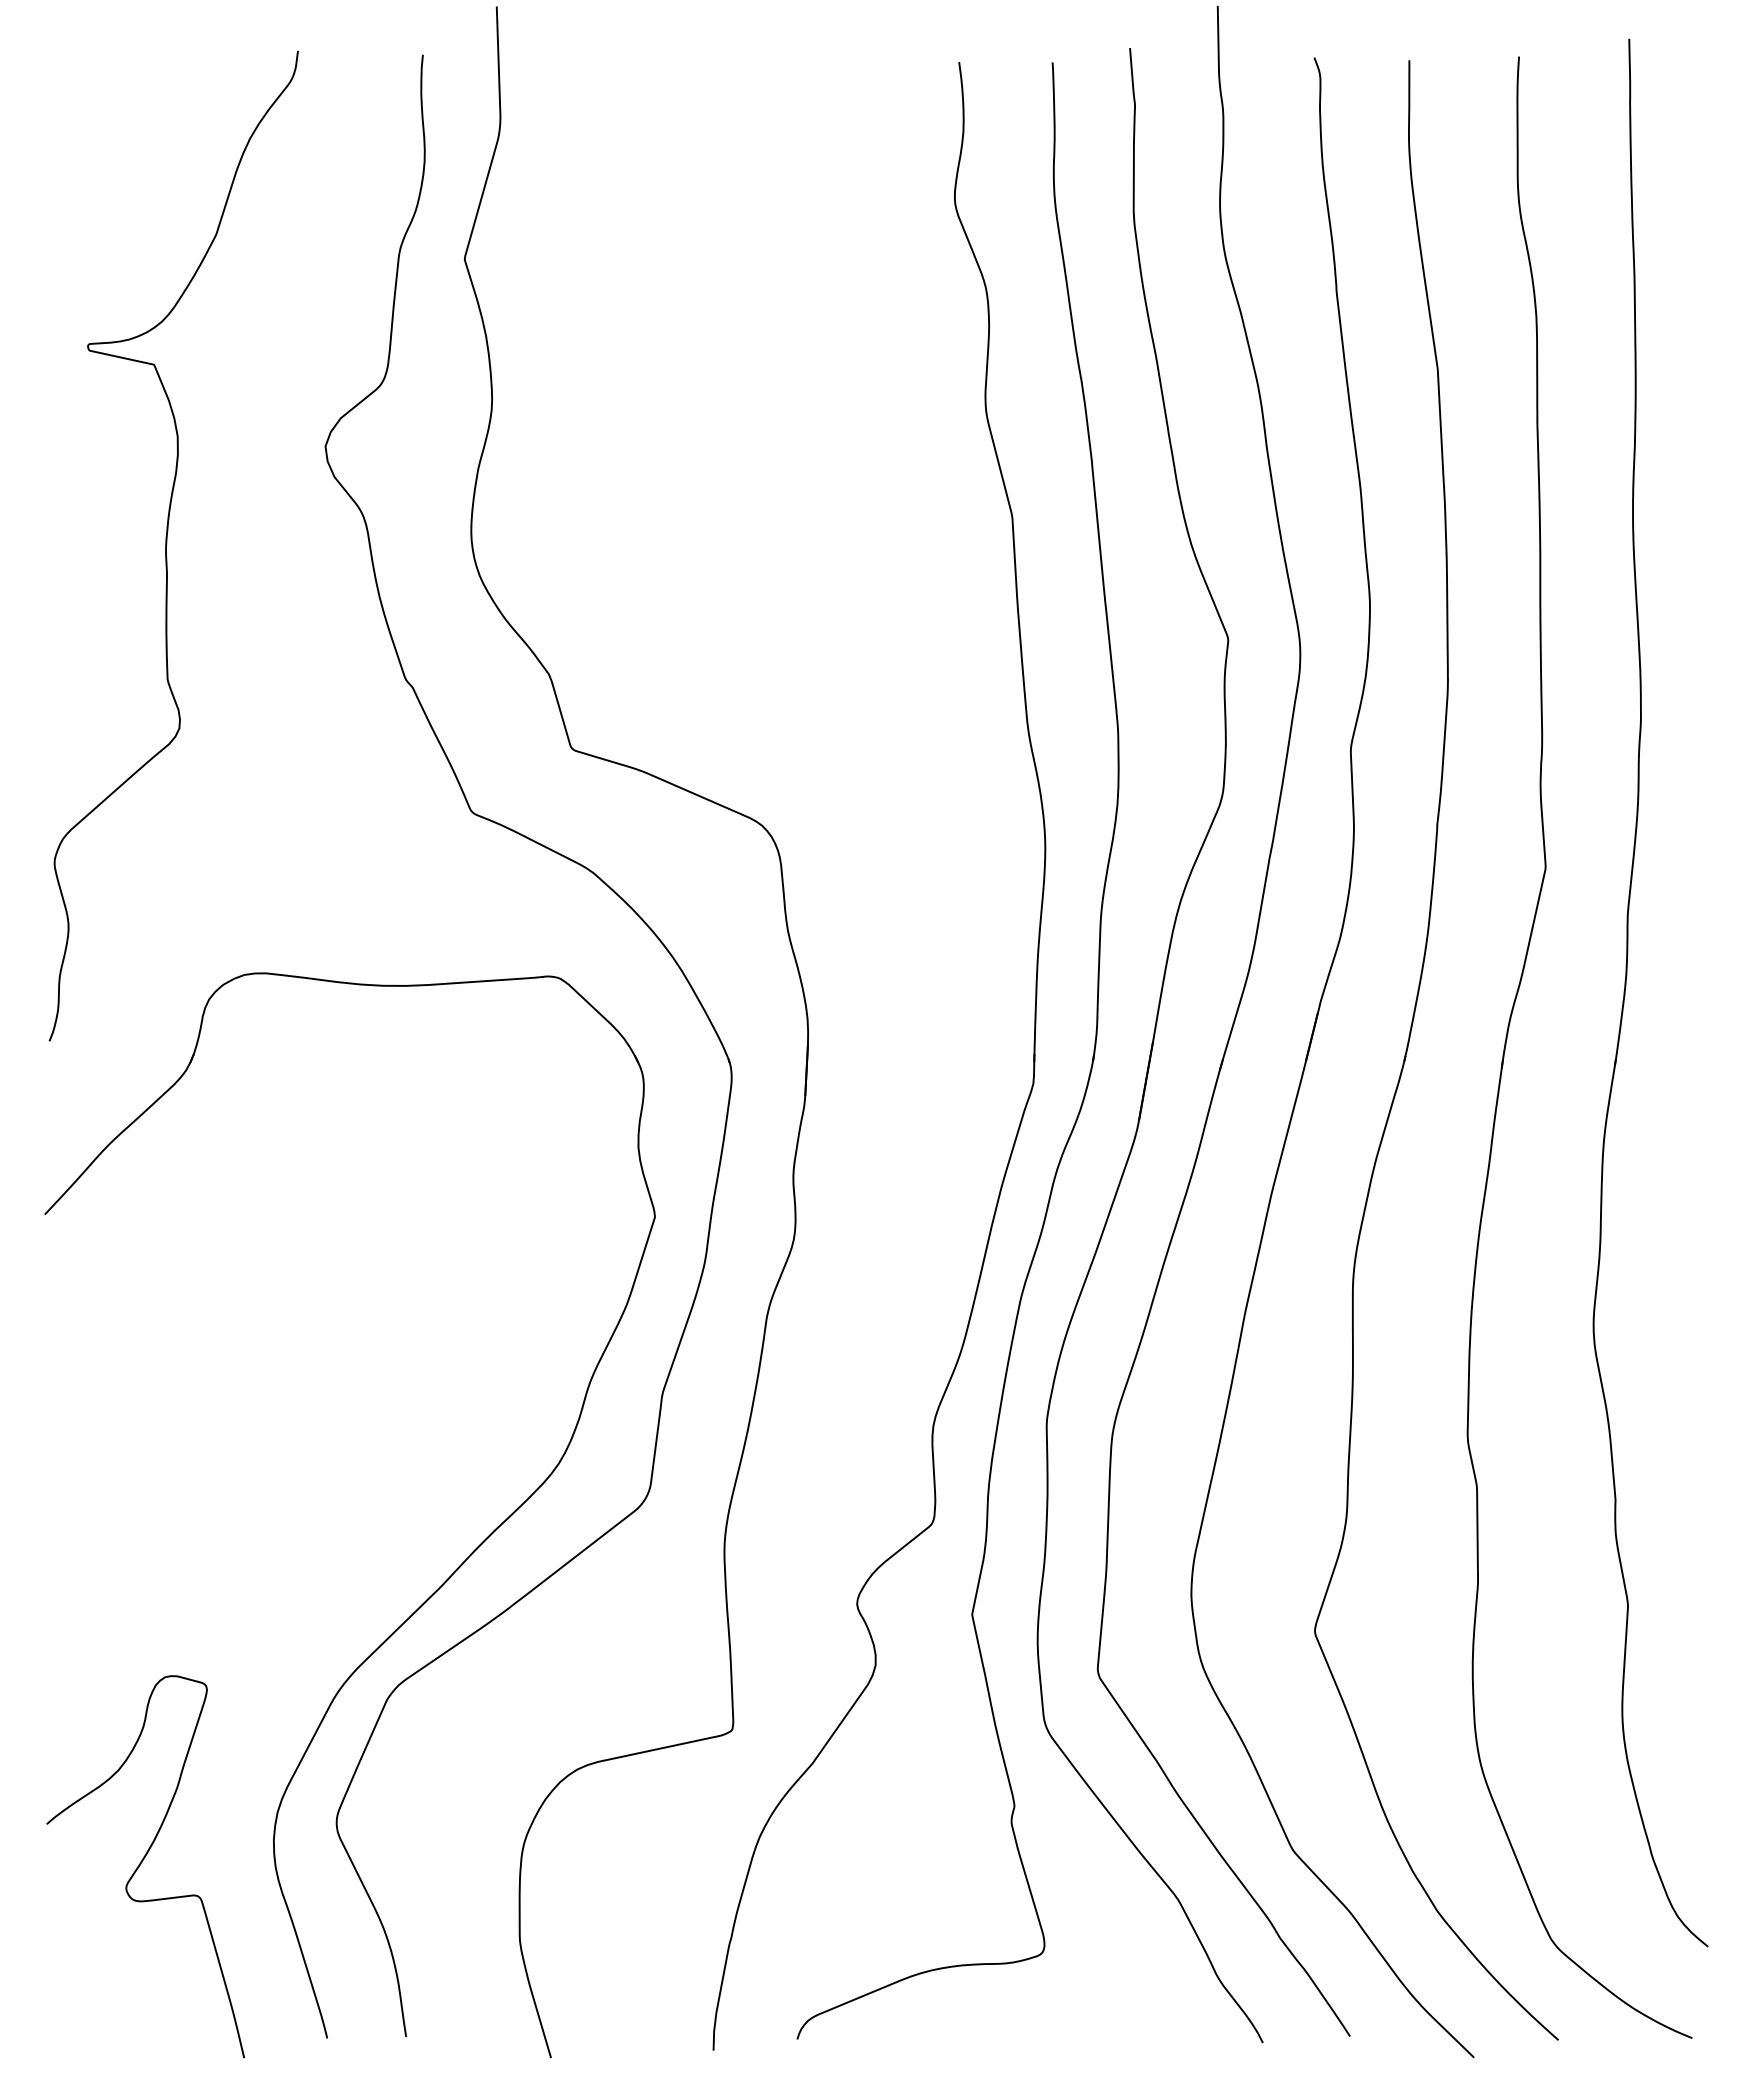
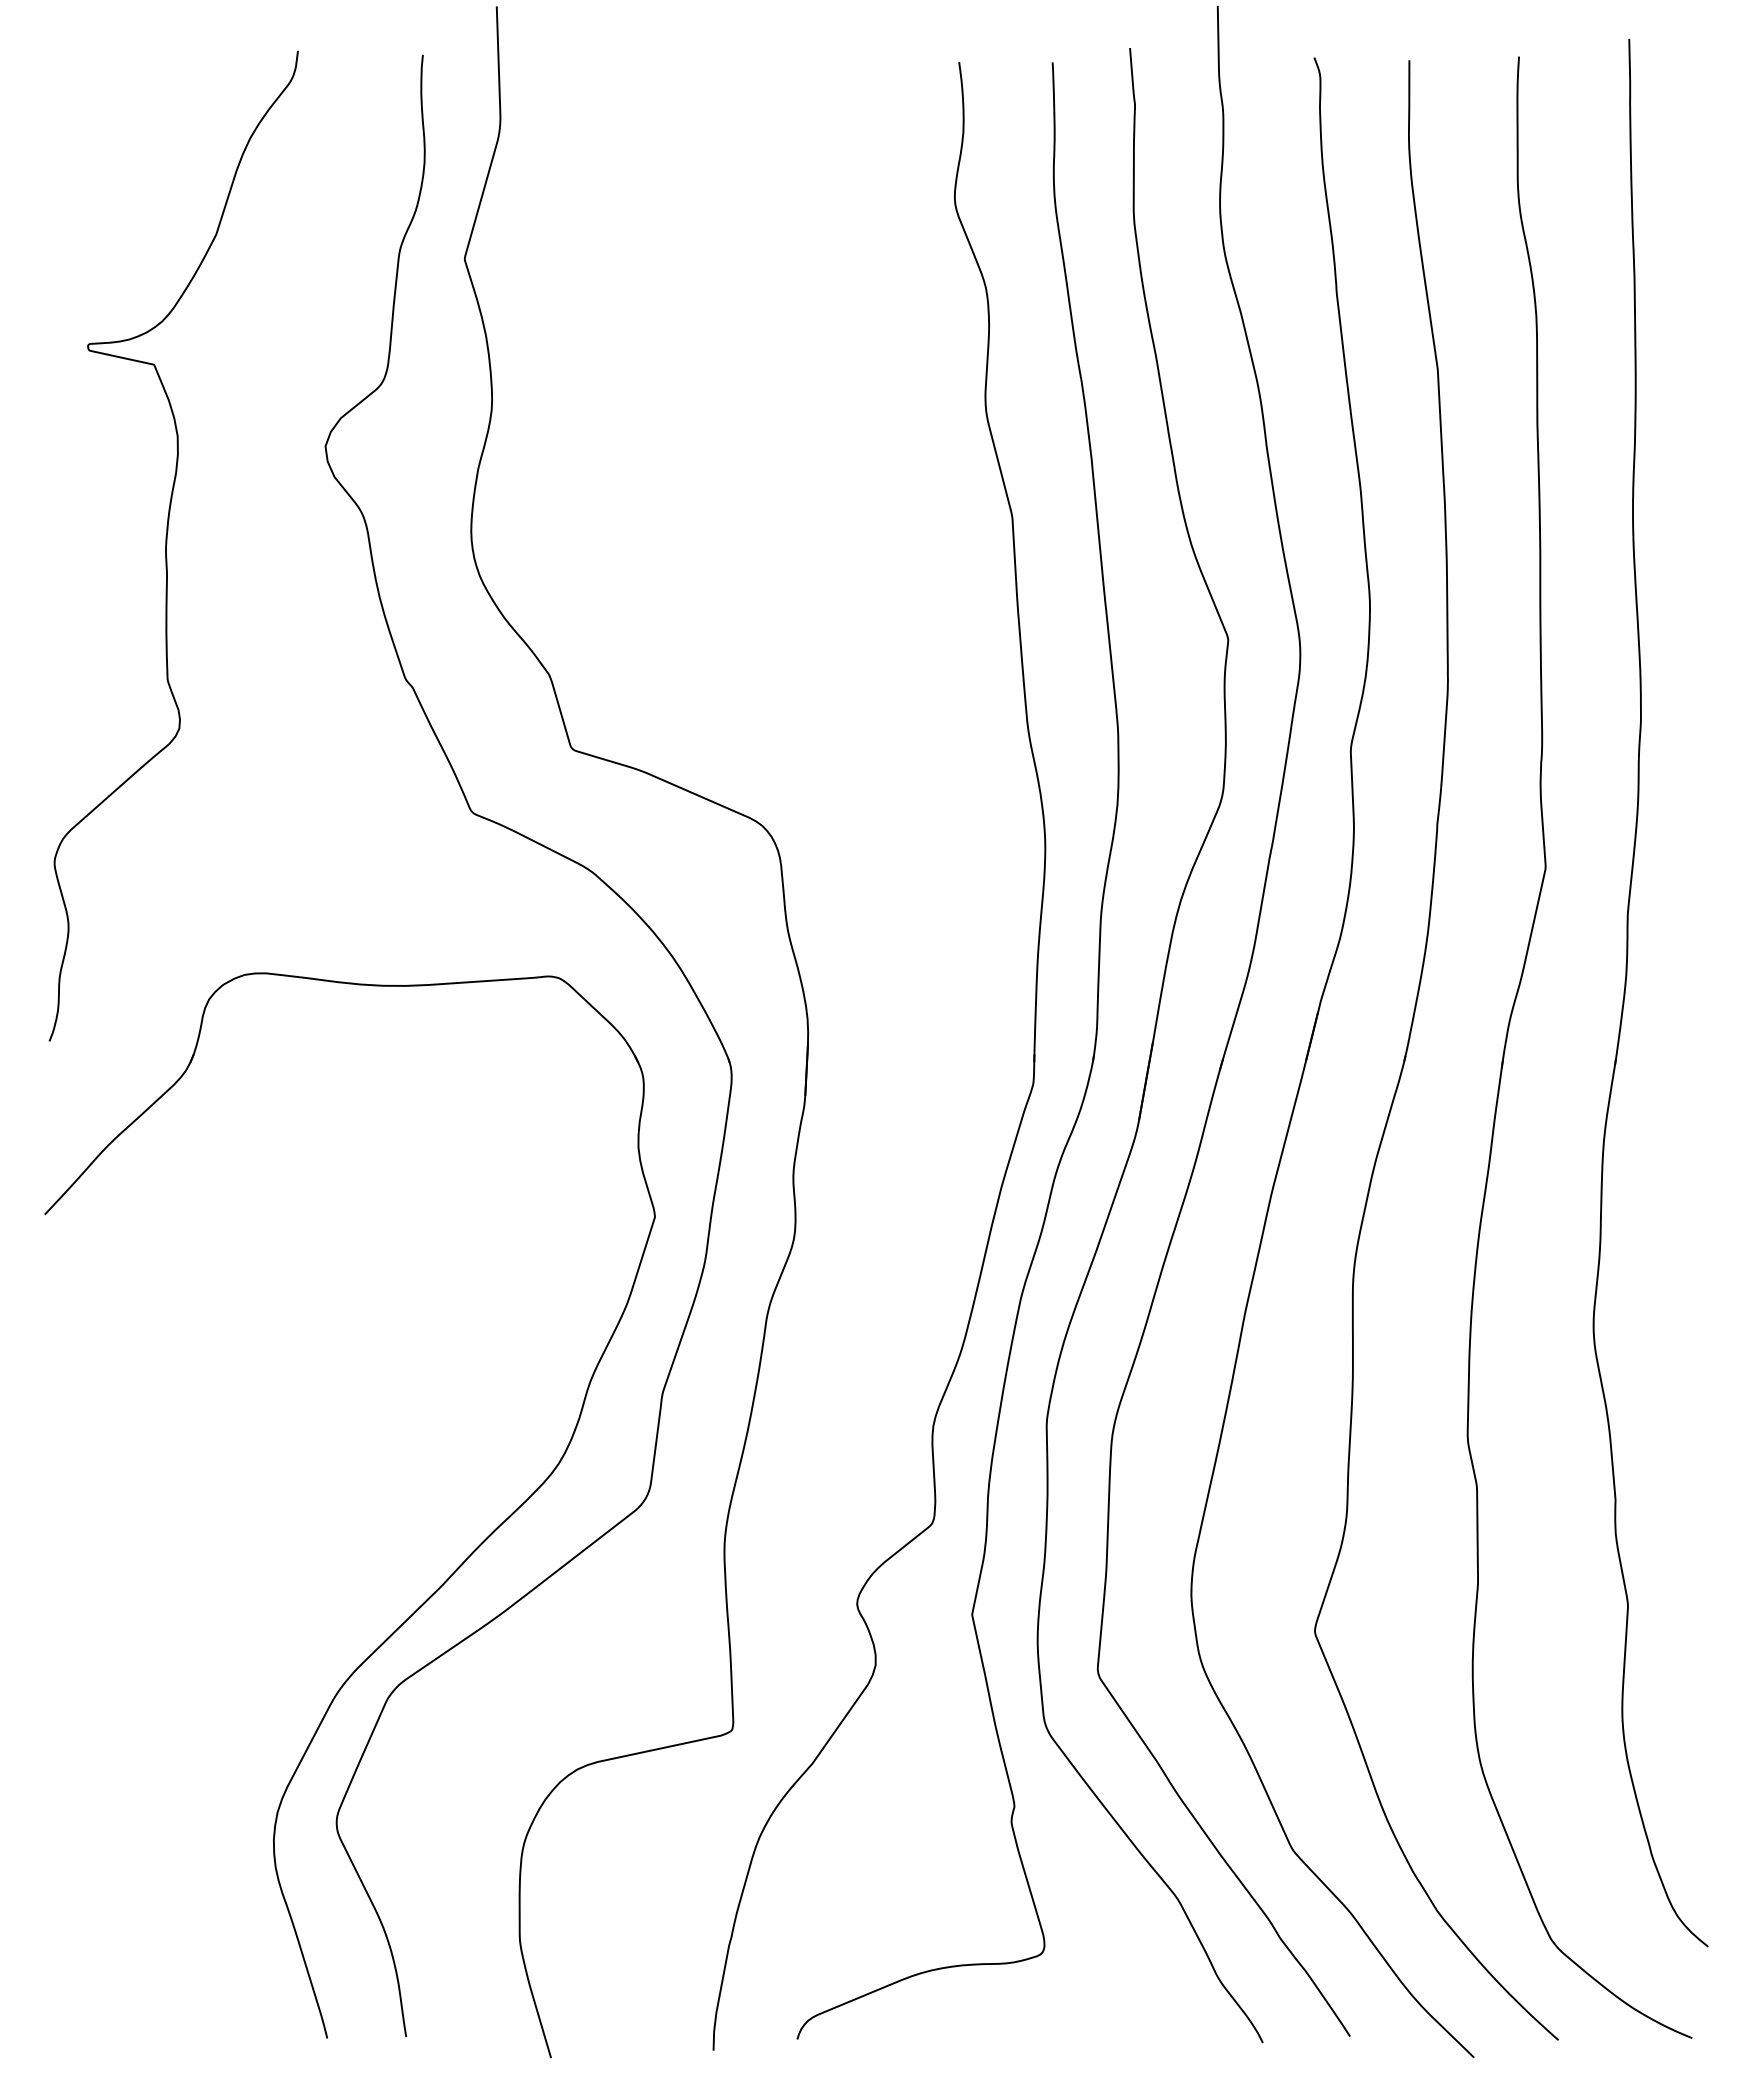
curve: present -> none (141, 1864)
